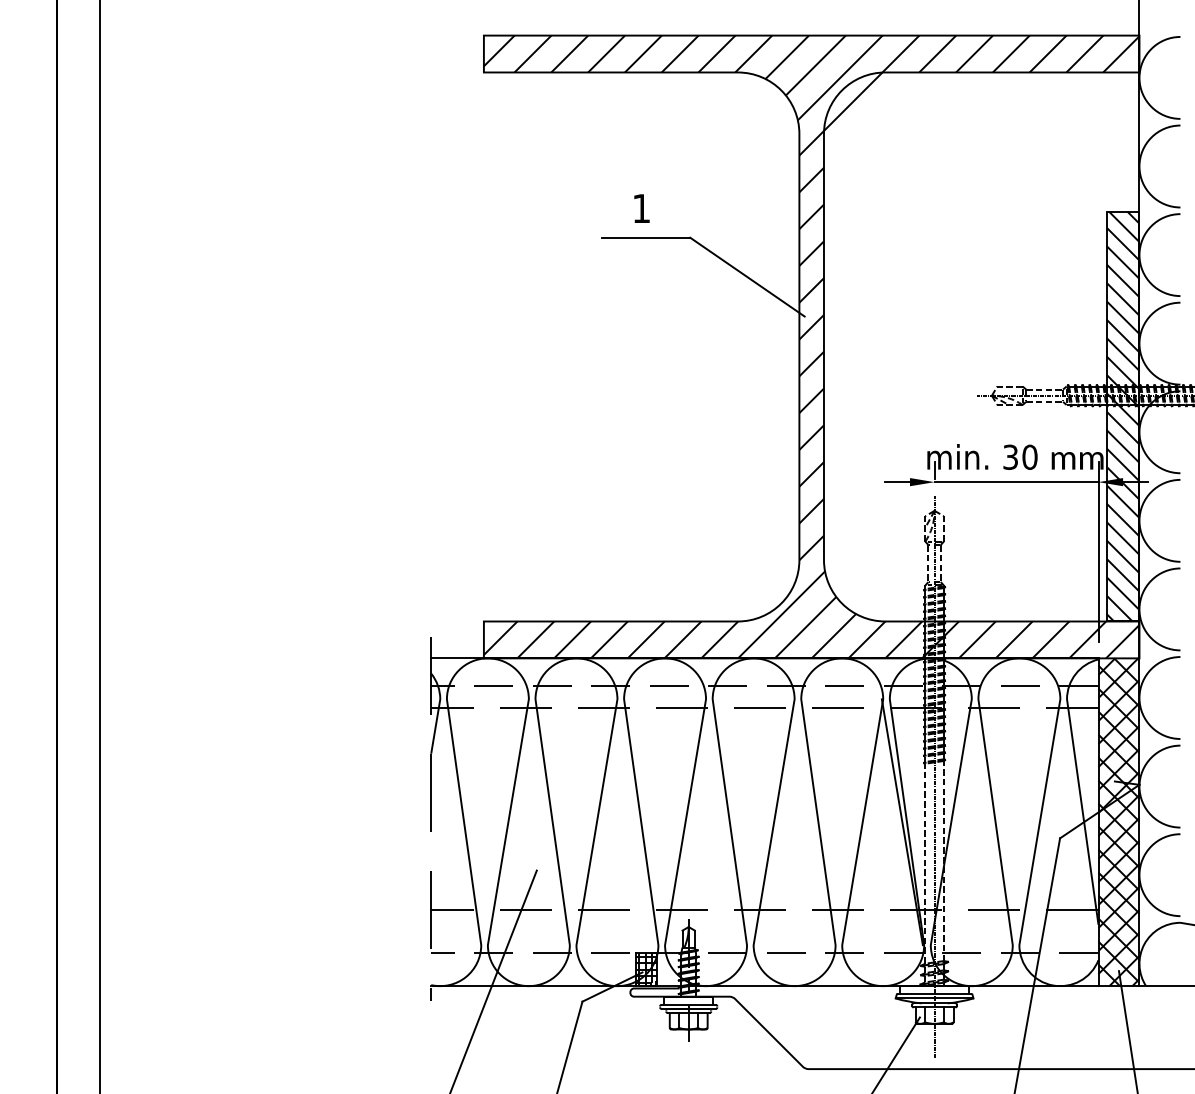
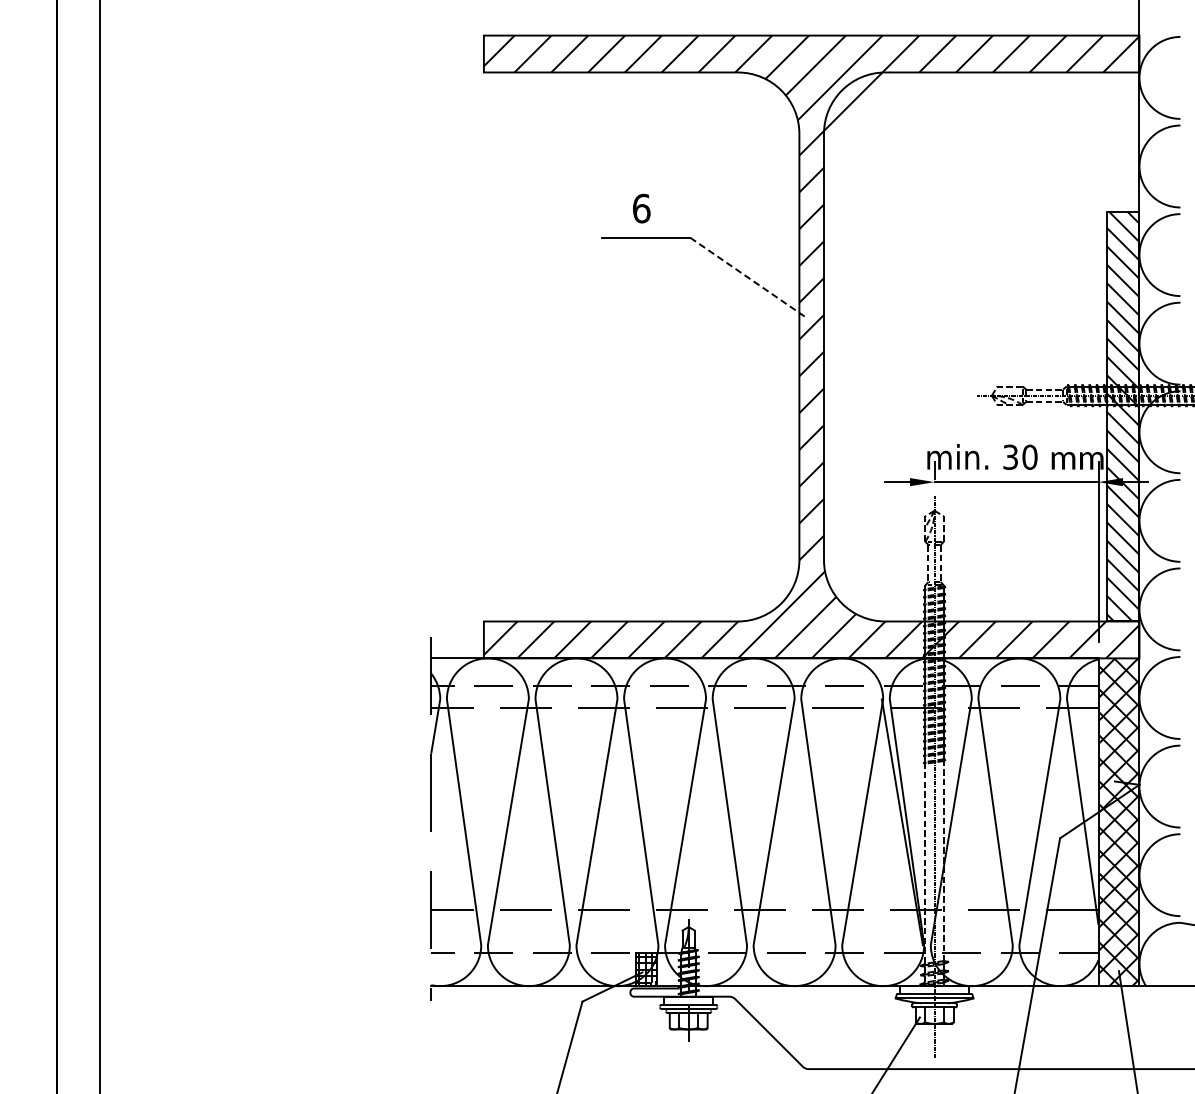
text: 1 -> 6 (641, 208)
line: solid -> dashed (747, 277)
line: present -> none (493, 980)
